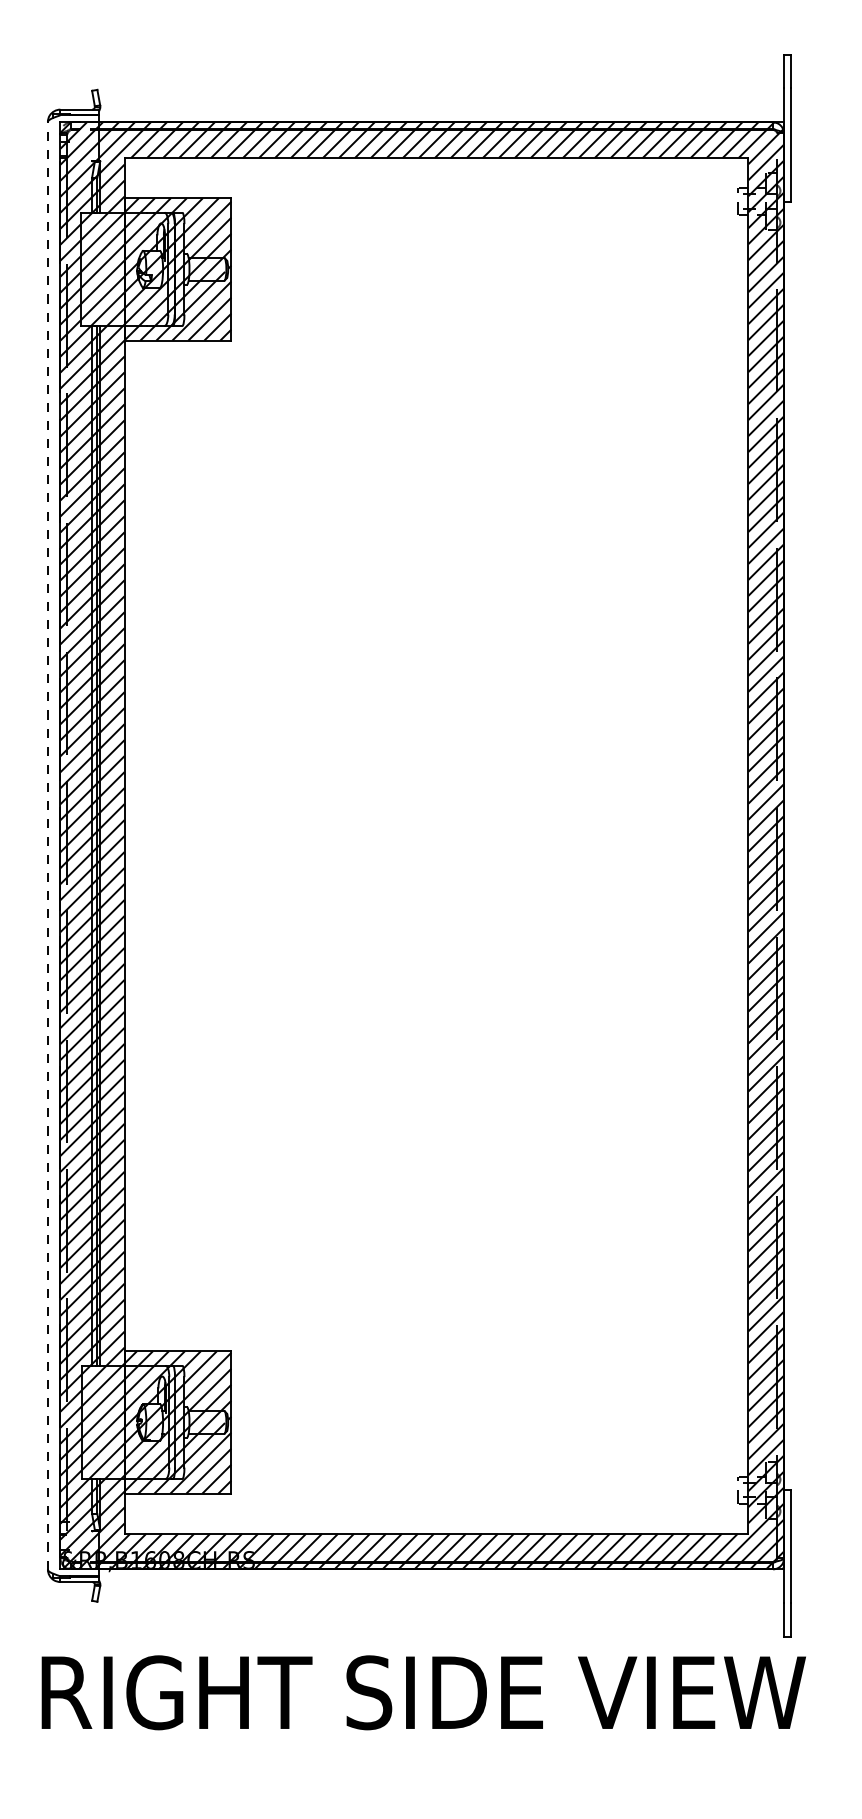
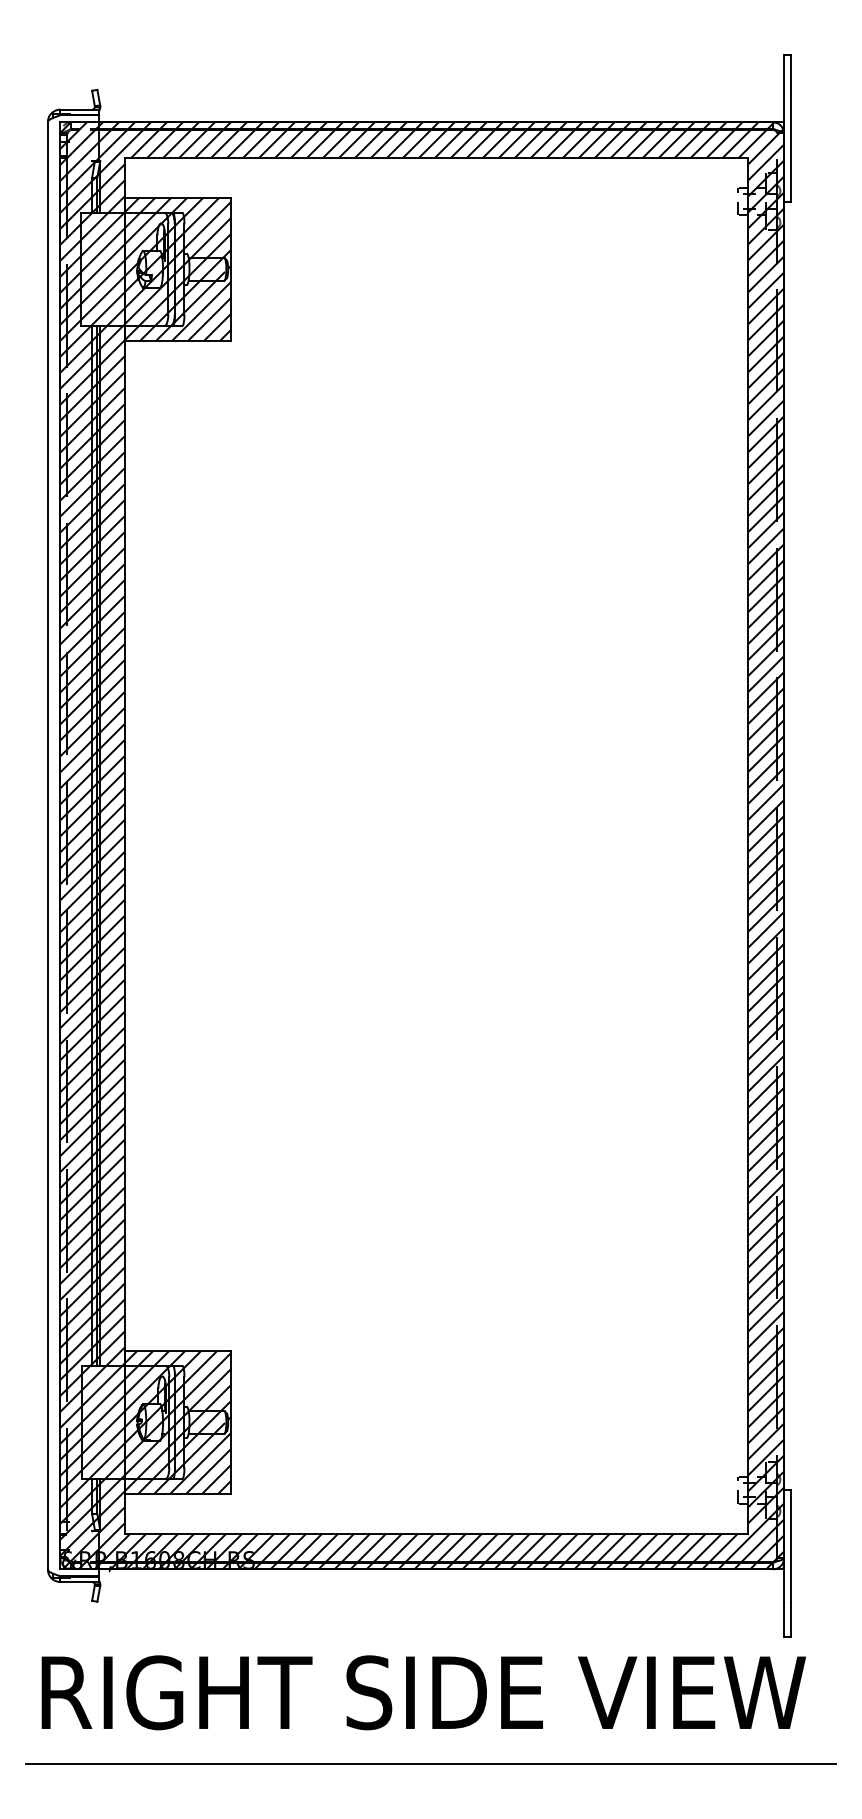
line: dashed -> solid (47, 845)
line: none -> present (430, 1764)
